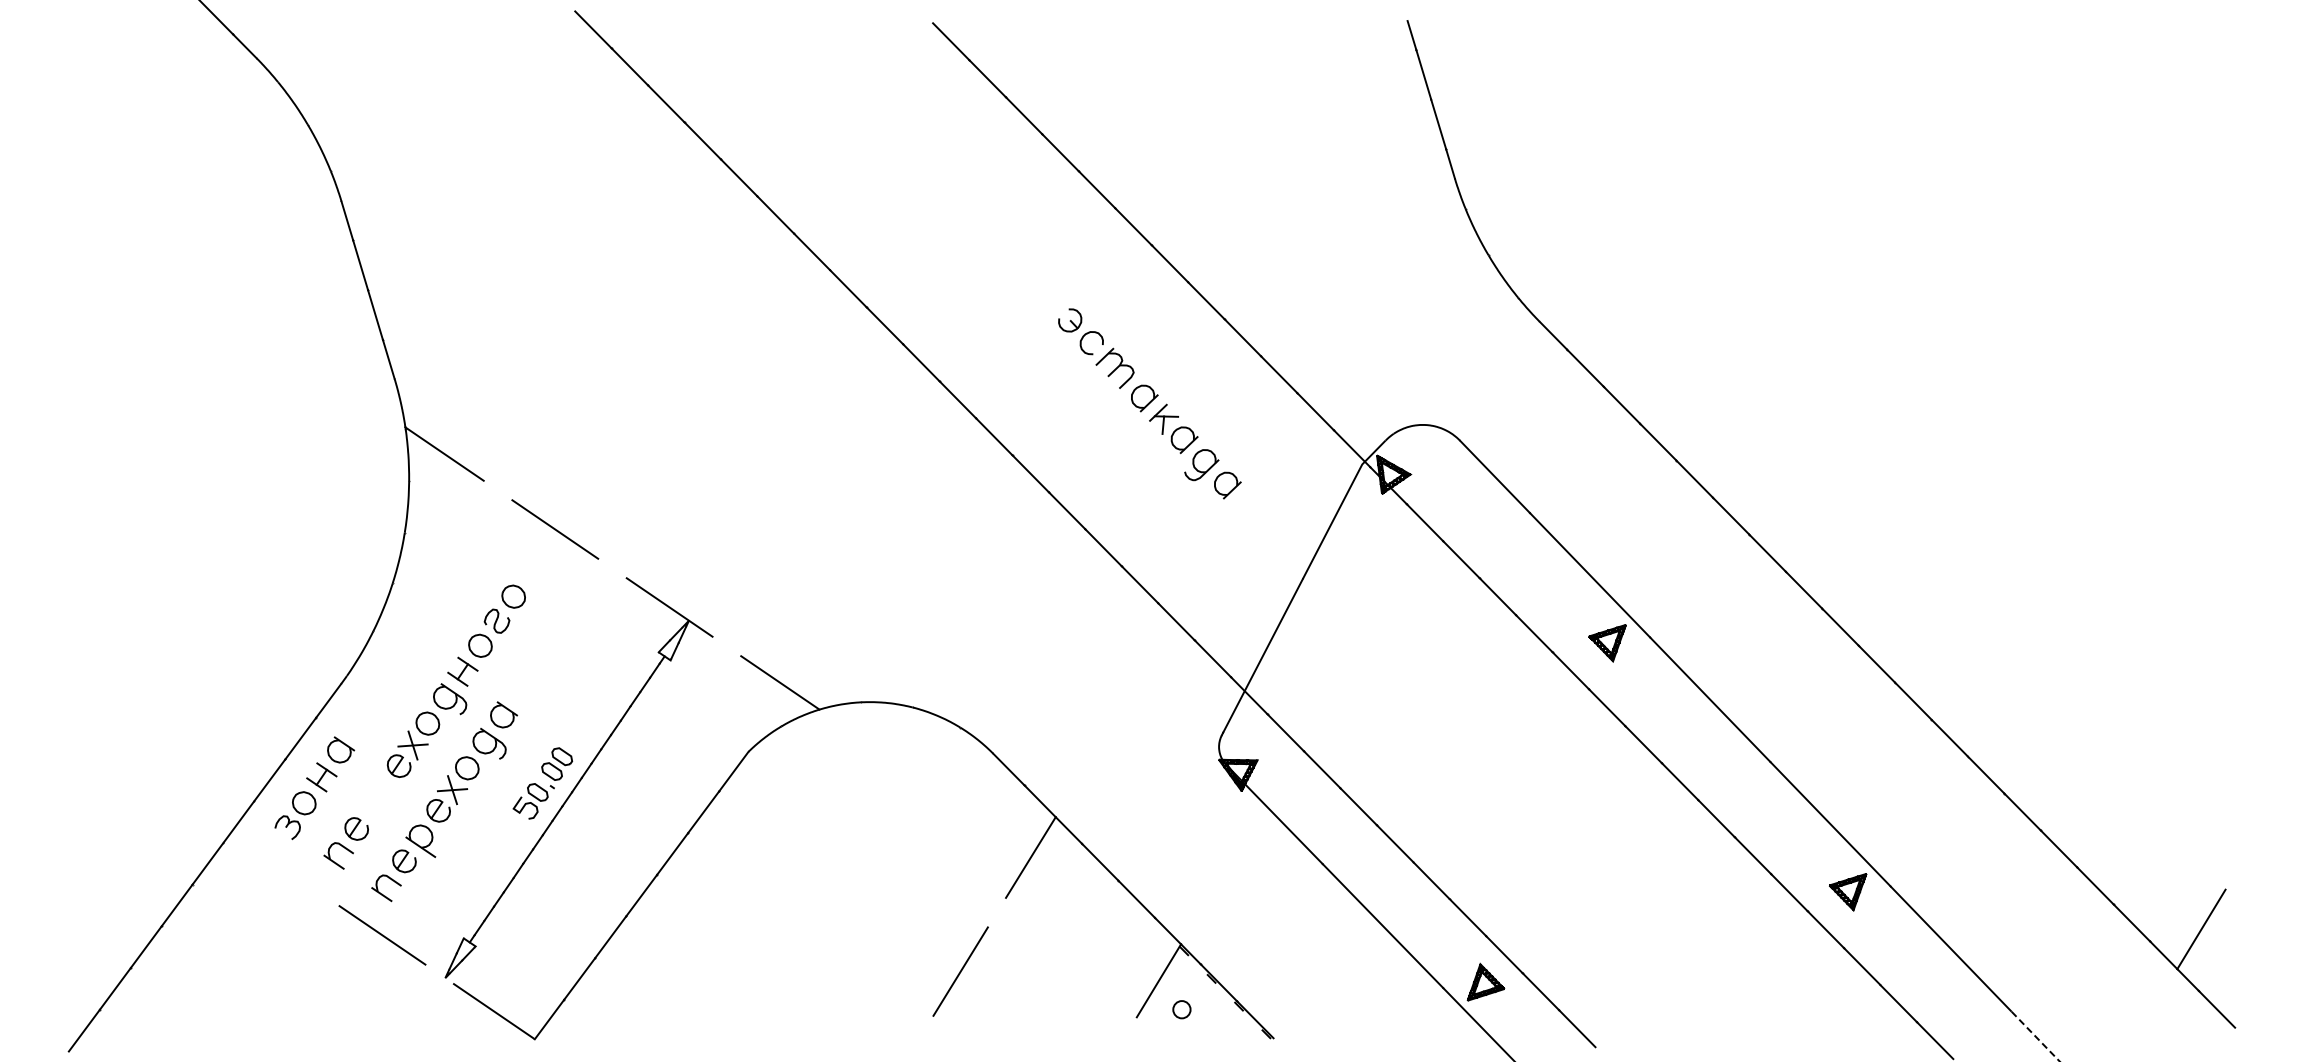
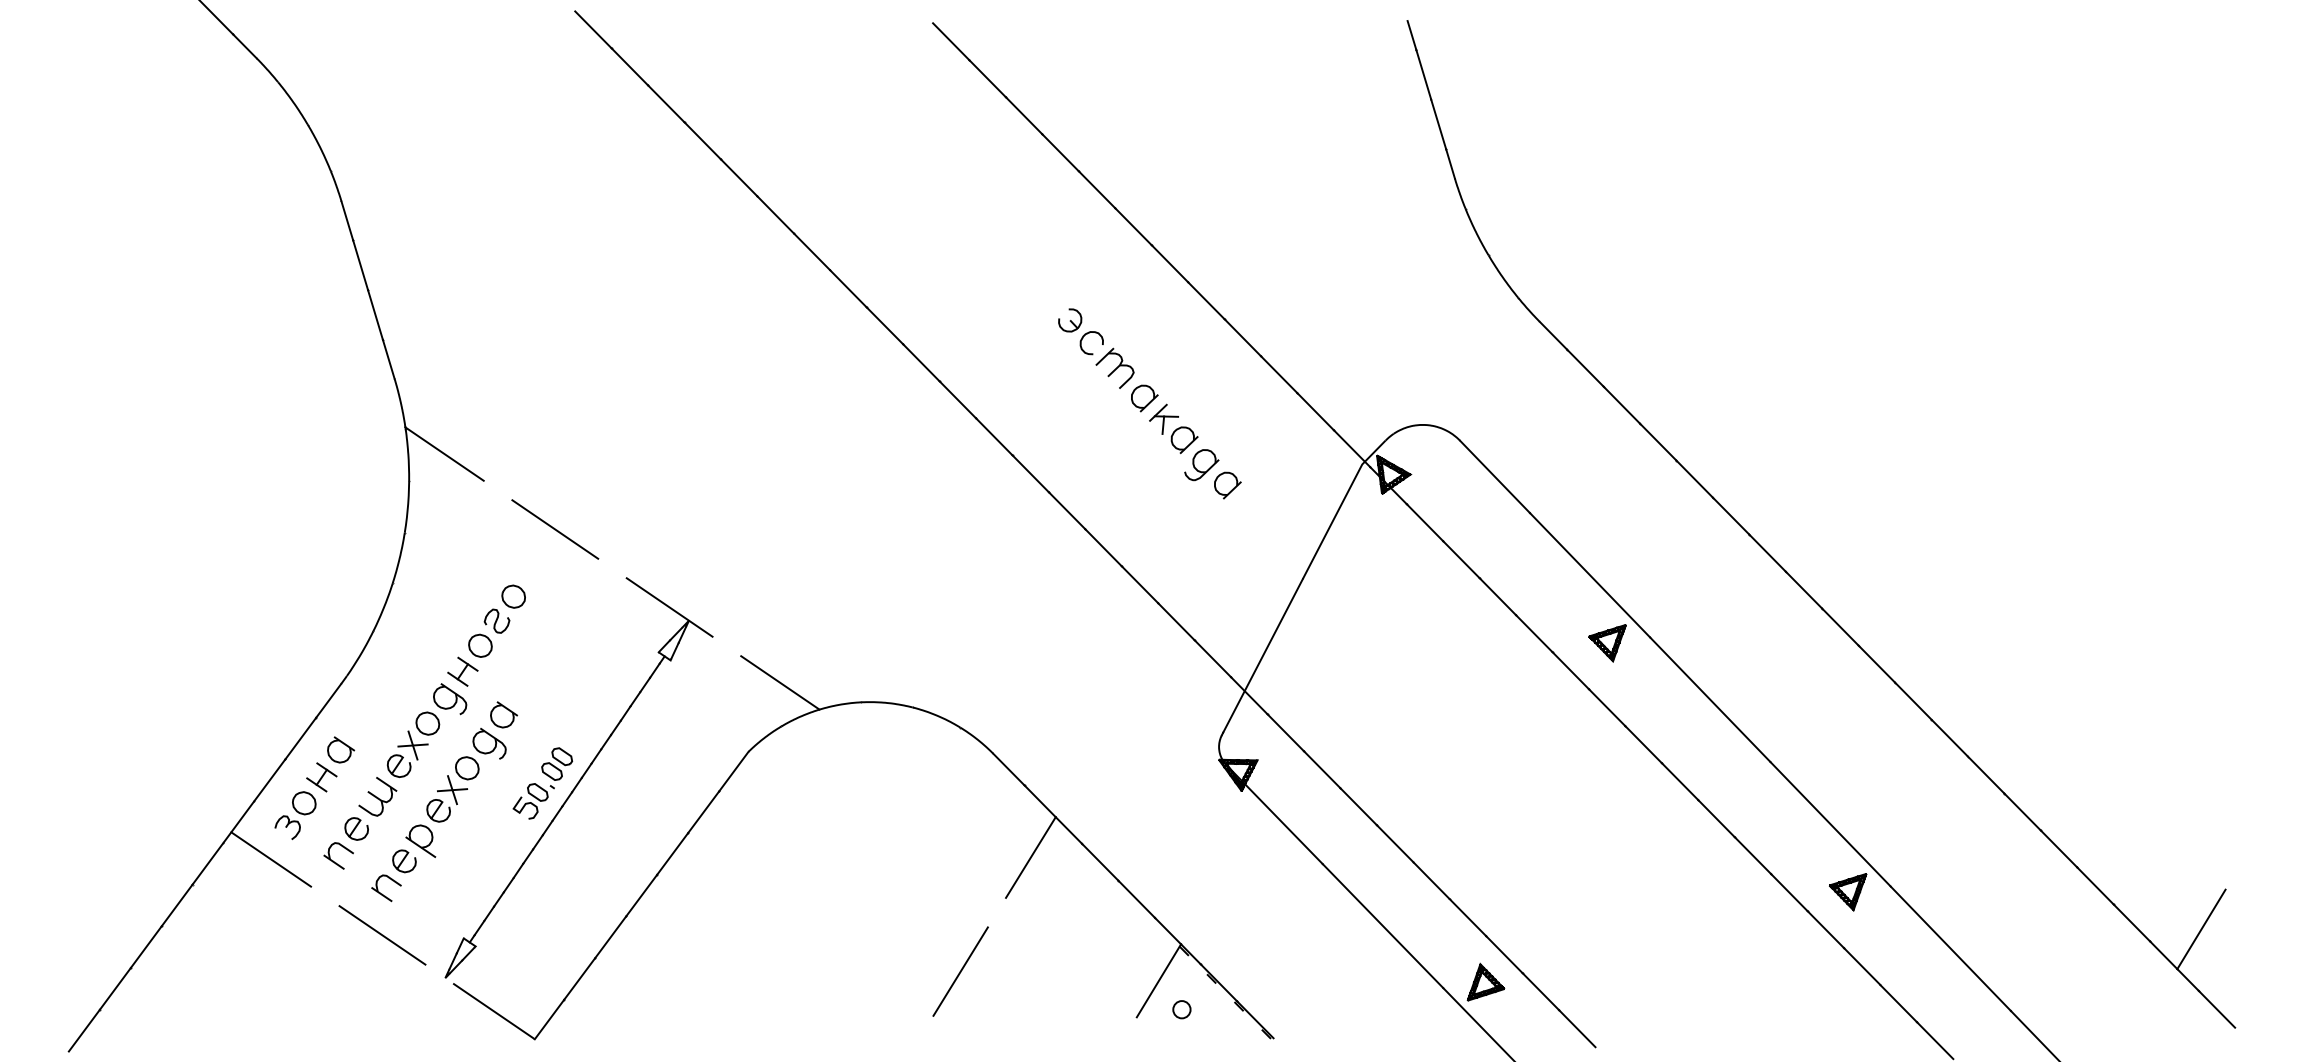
part: none -> present (377, 796)
line: none -> present (271, 859)
line: dashed -> solid (2035, 1036)
